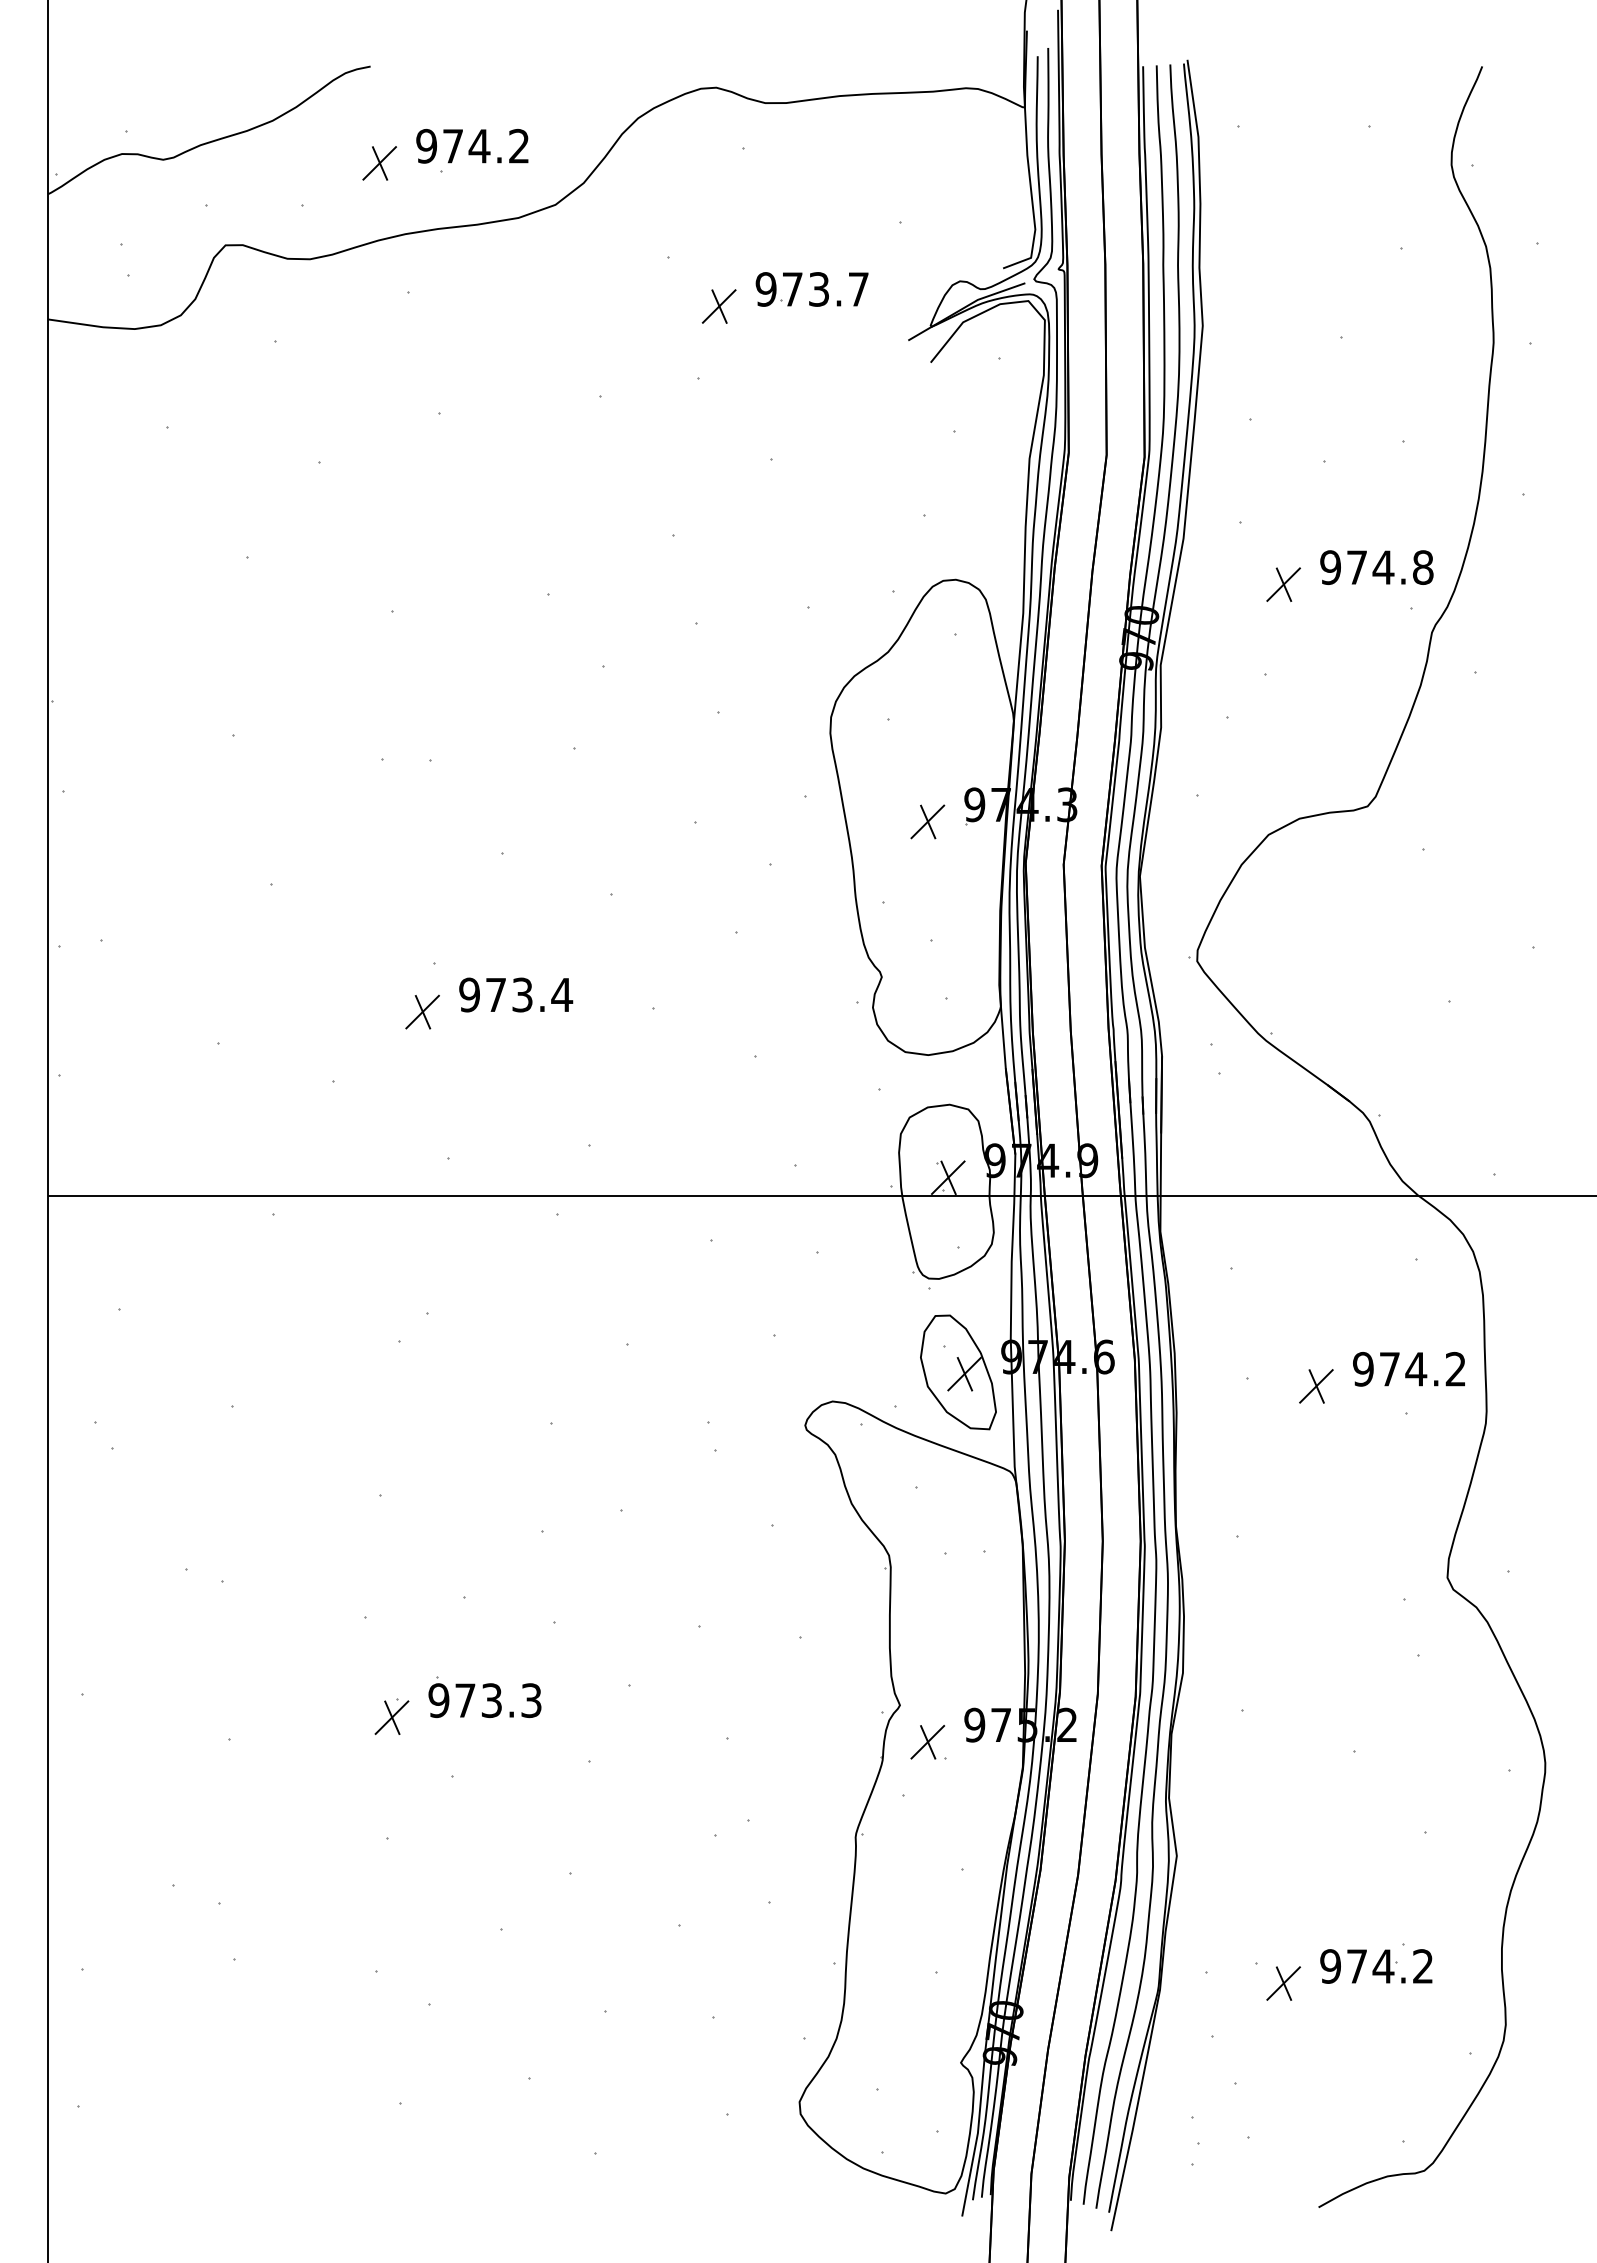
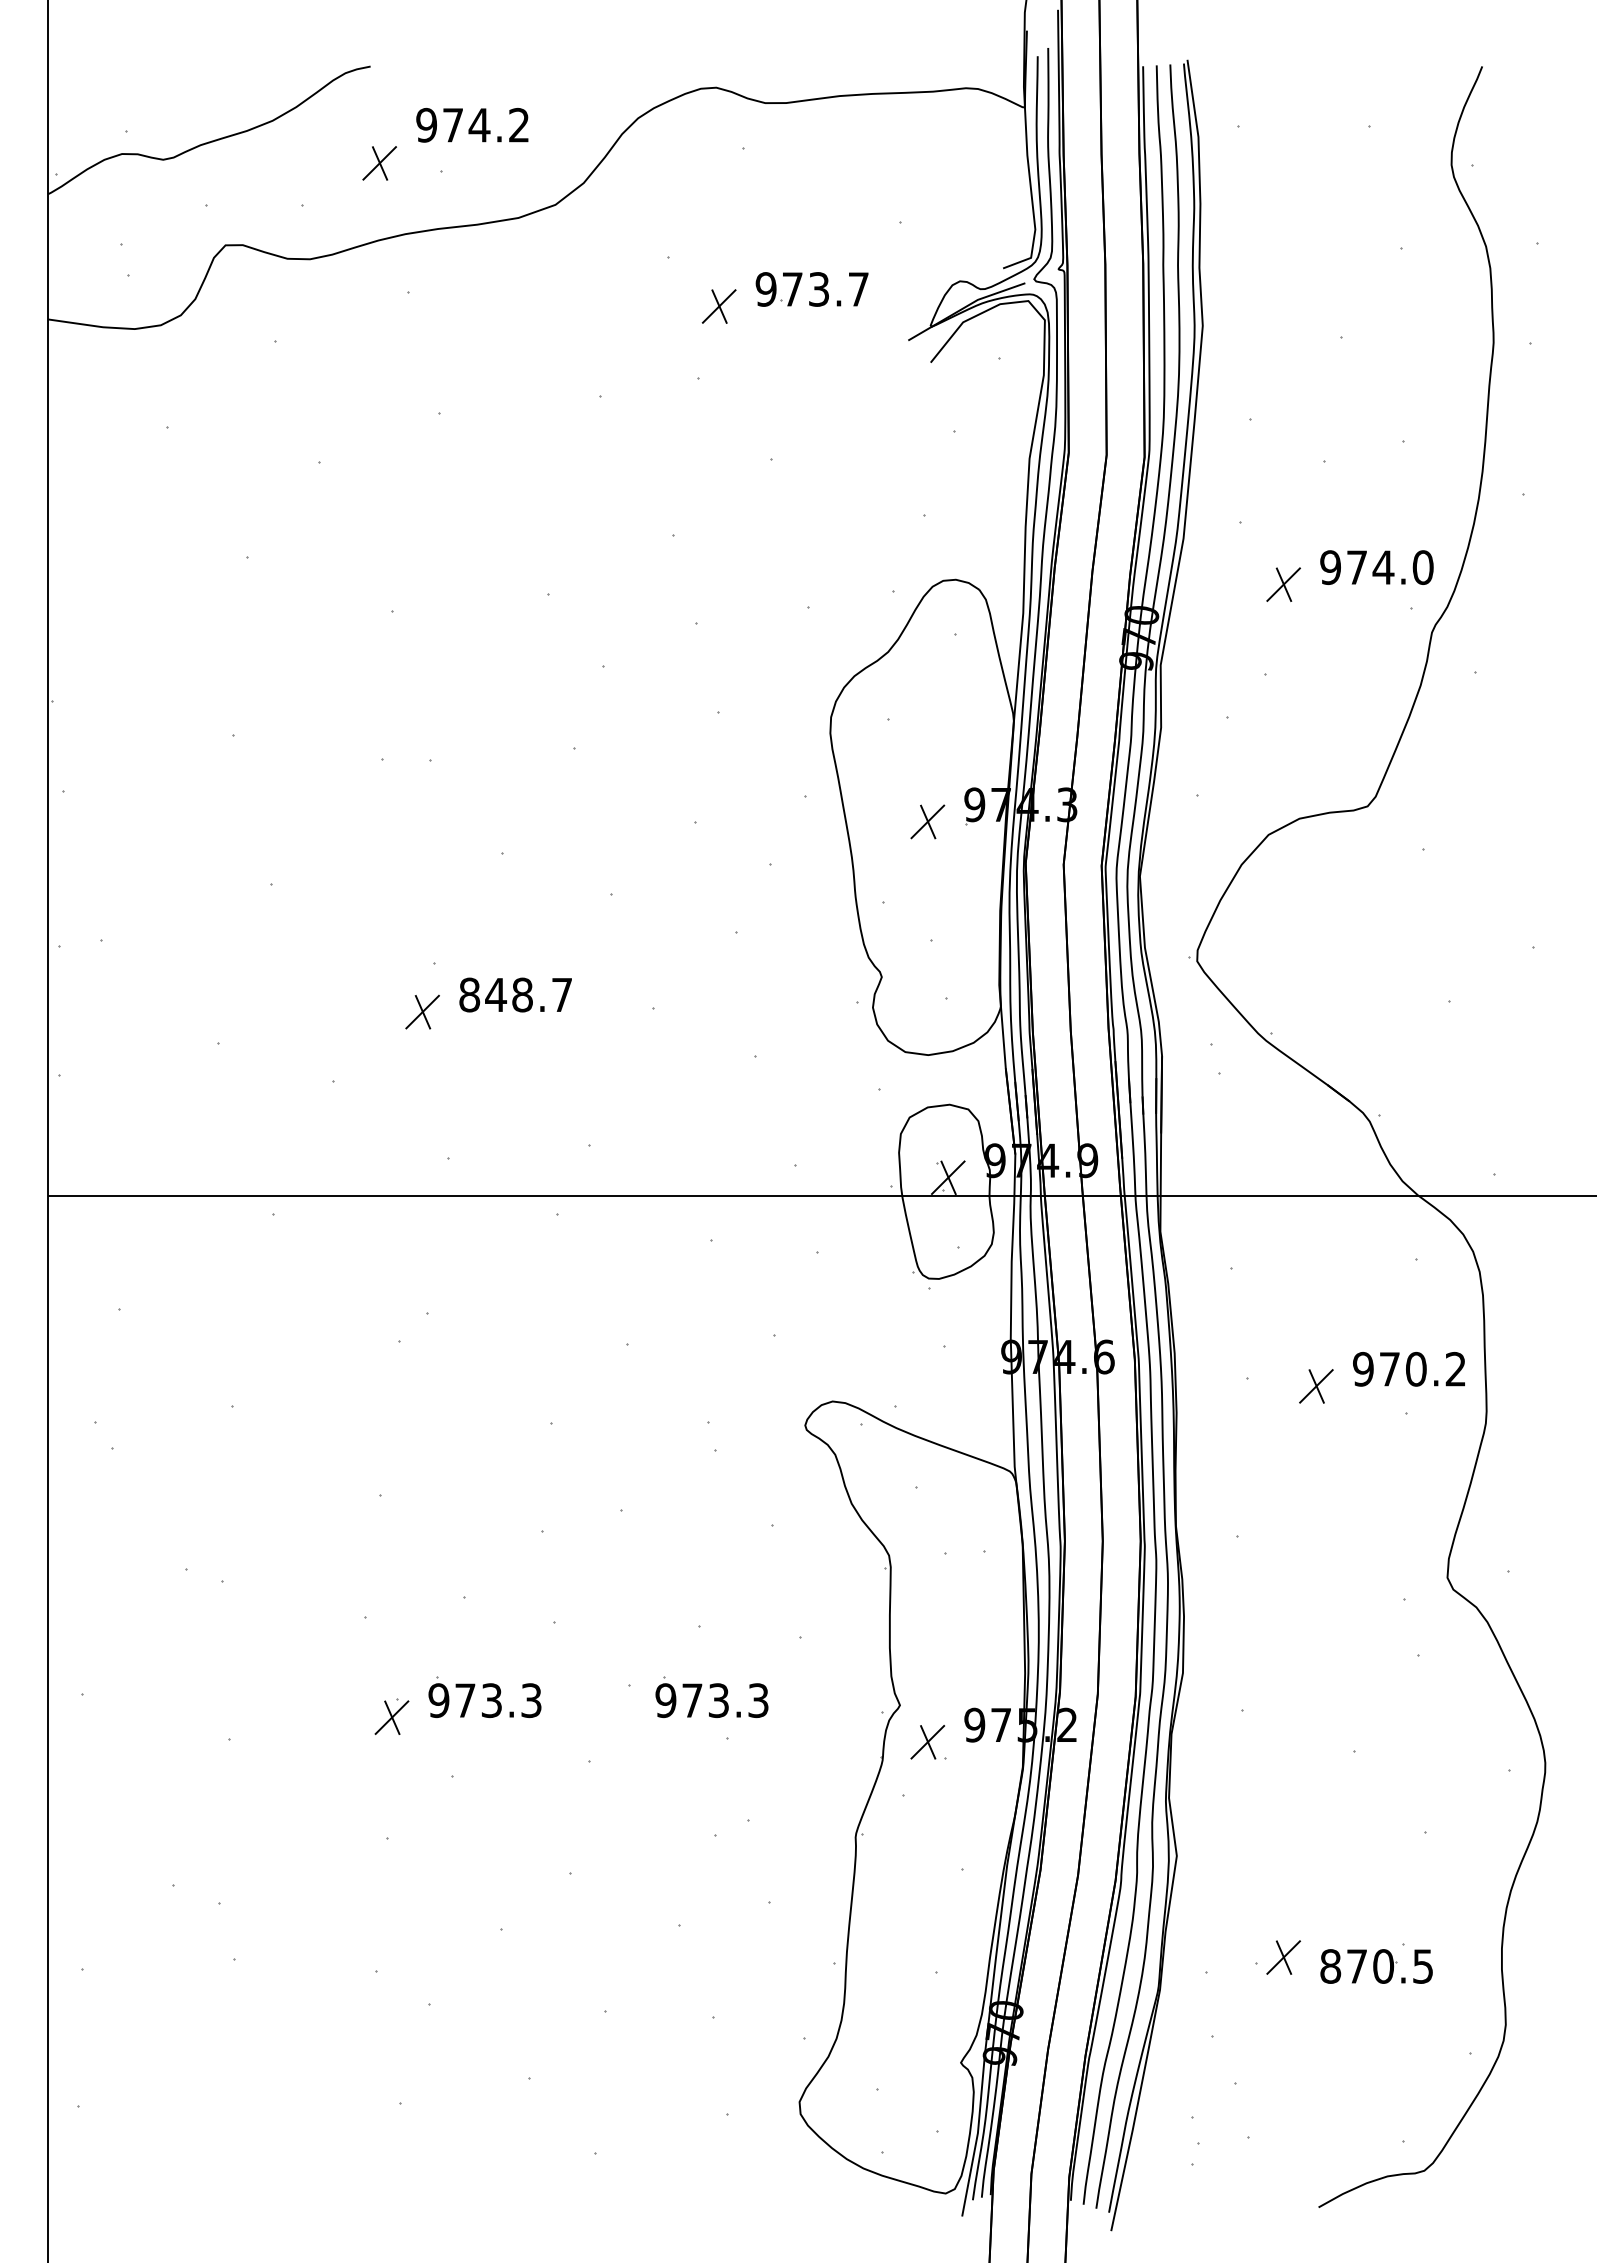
text position: (472, 146) -> (472, 125) (472, 125)
text: 974.8 -> 974.0 (1422, 567)
text: 973.4 -> 848.7 (516, 994)
text: 974.2 -> 970.2 (1416, 1368)
part: present -> none (958, 1372)
part: none -> present (711, 1696)
text: 974.2 -> 870.5 (1376, 1966)
part position: (1283, 1983) -> (1283, 1957) (1283, 1957)
